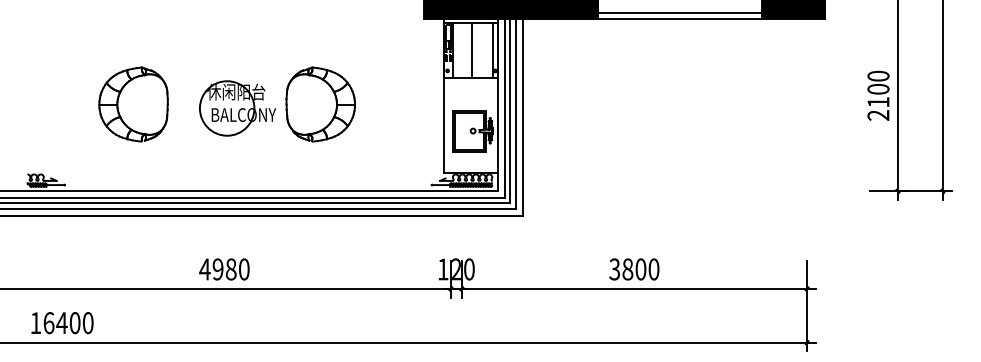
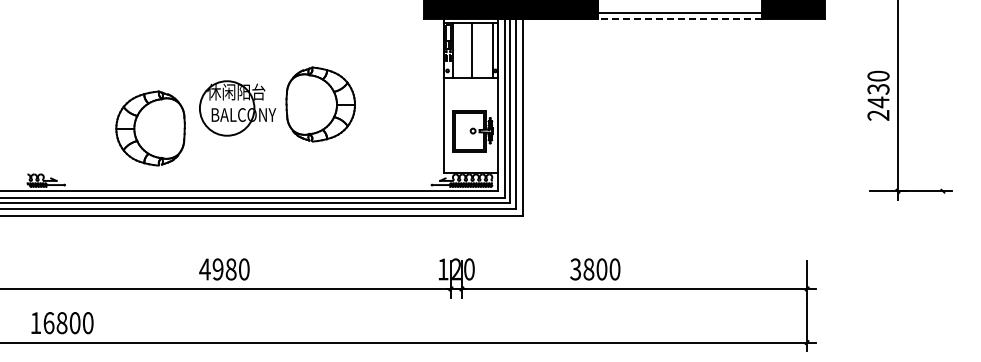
line: solid -> dashed (679, 18)
text: 2100 -> 2430 (878, 96)
line: present -> none (942, 100)
part position: (133, 104) -> (150, 128) (150, 128)
text position: (634, 269) -> (595, 269) (595, 269)
text: 16400 -> 16800 (61, 323)
